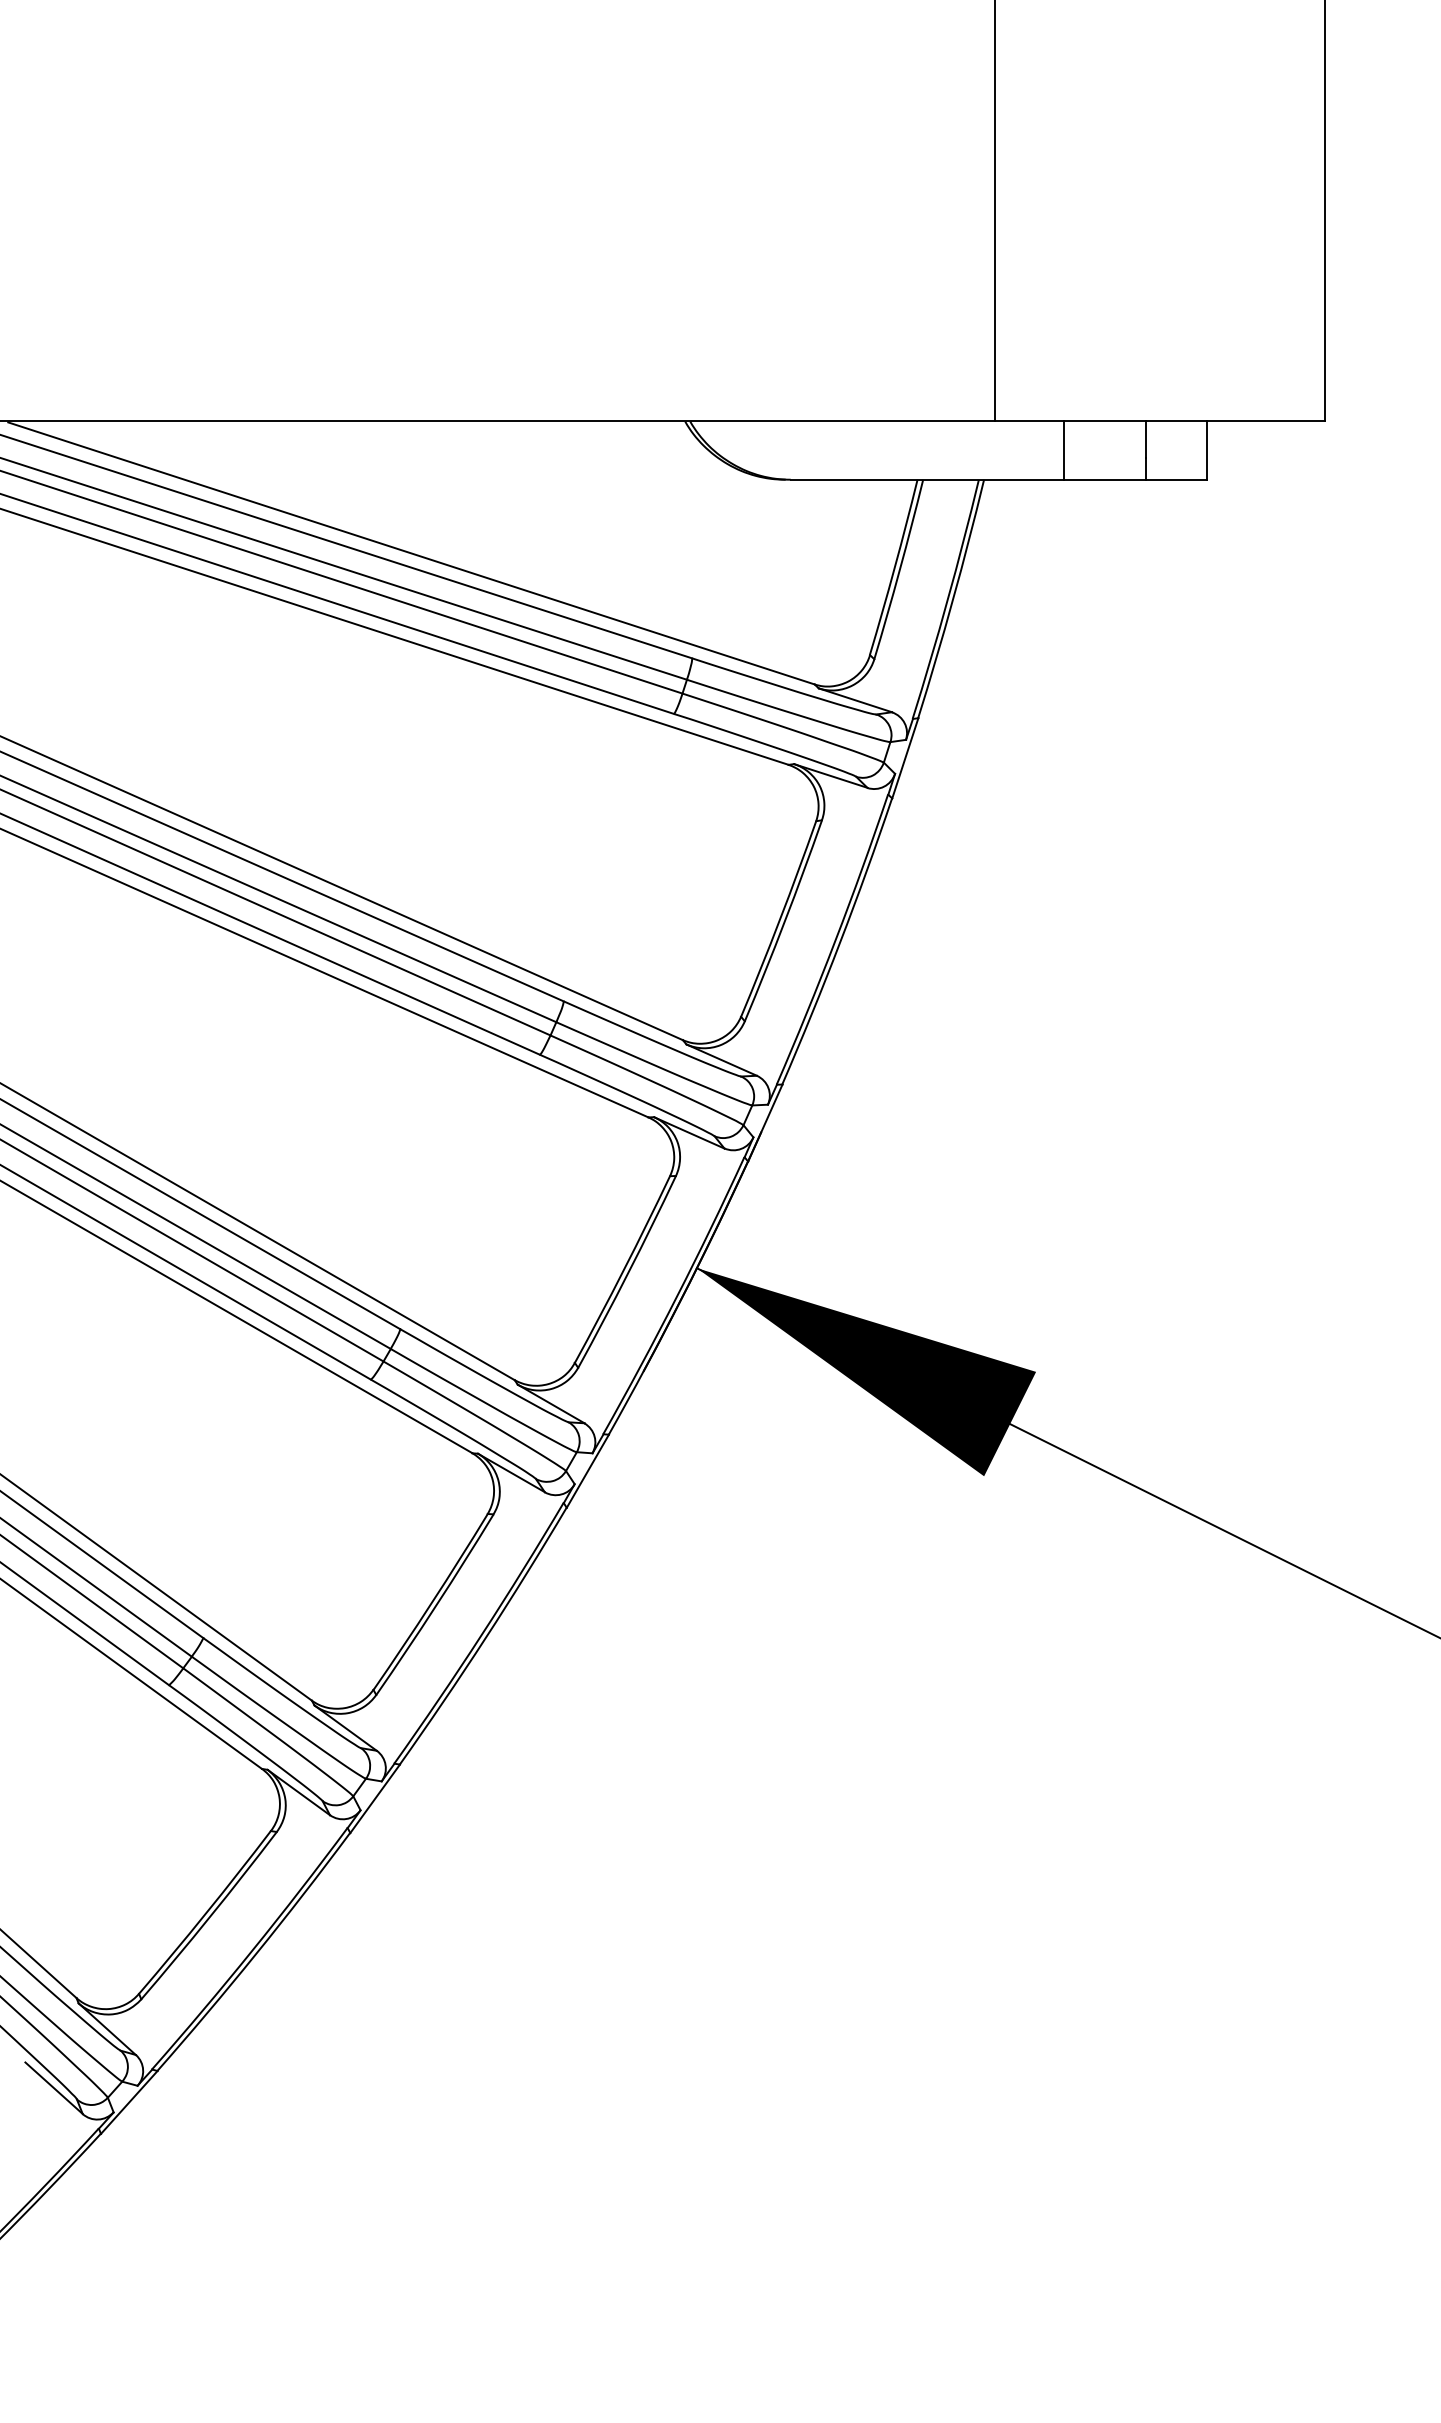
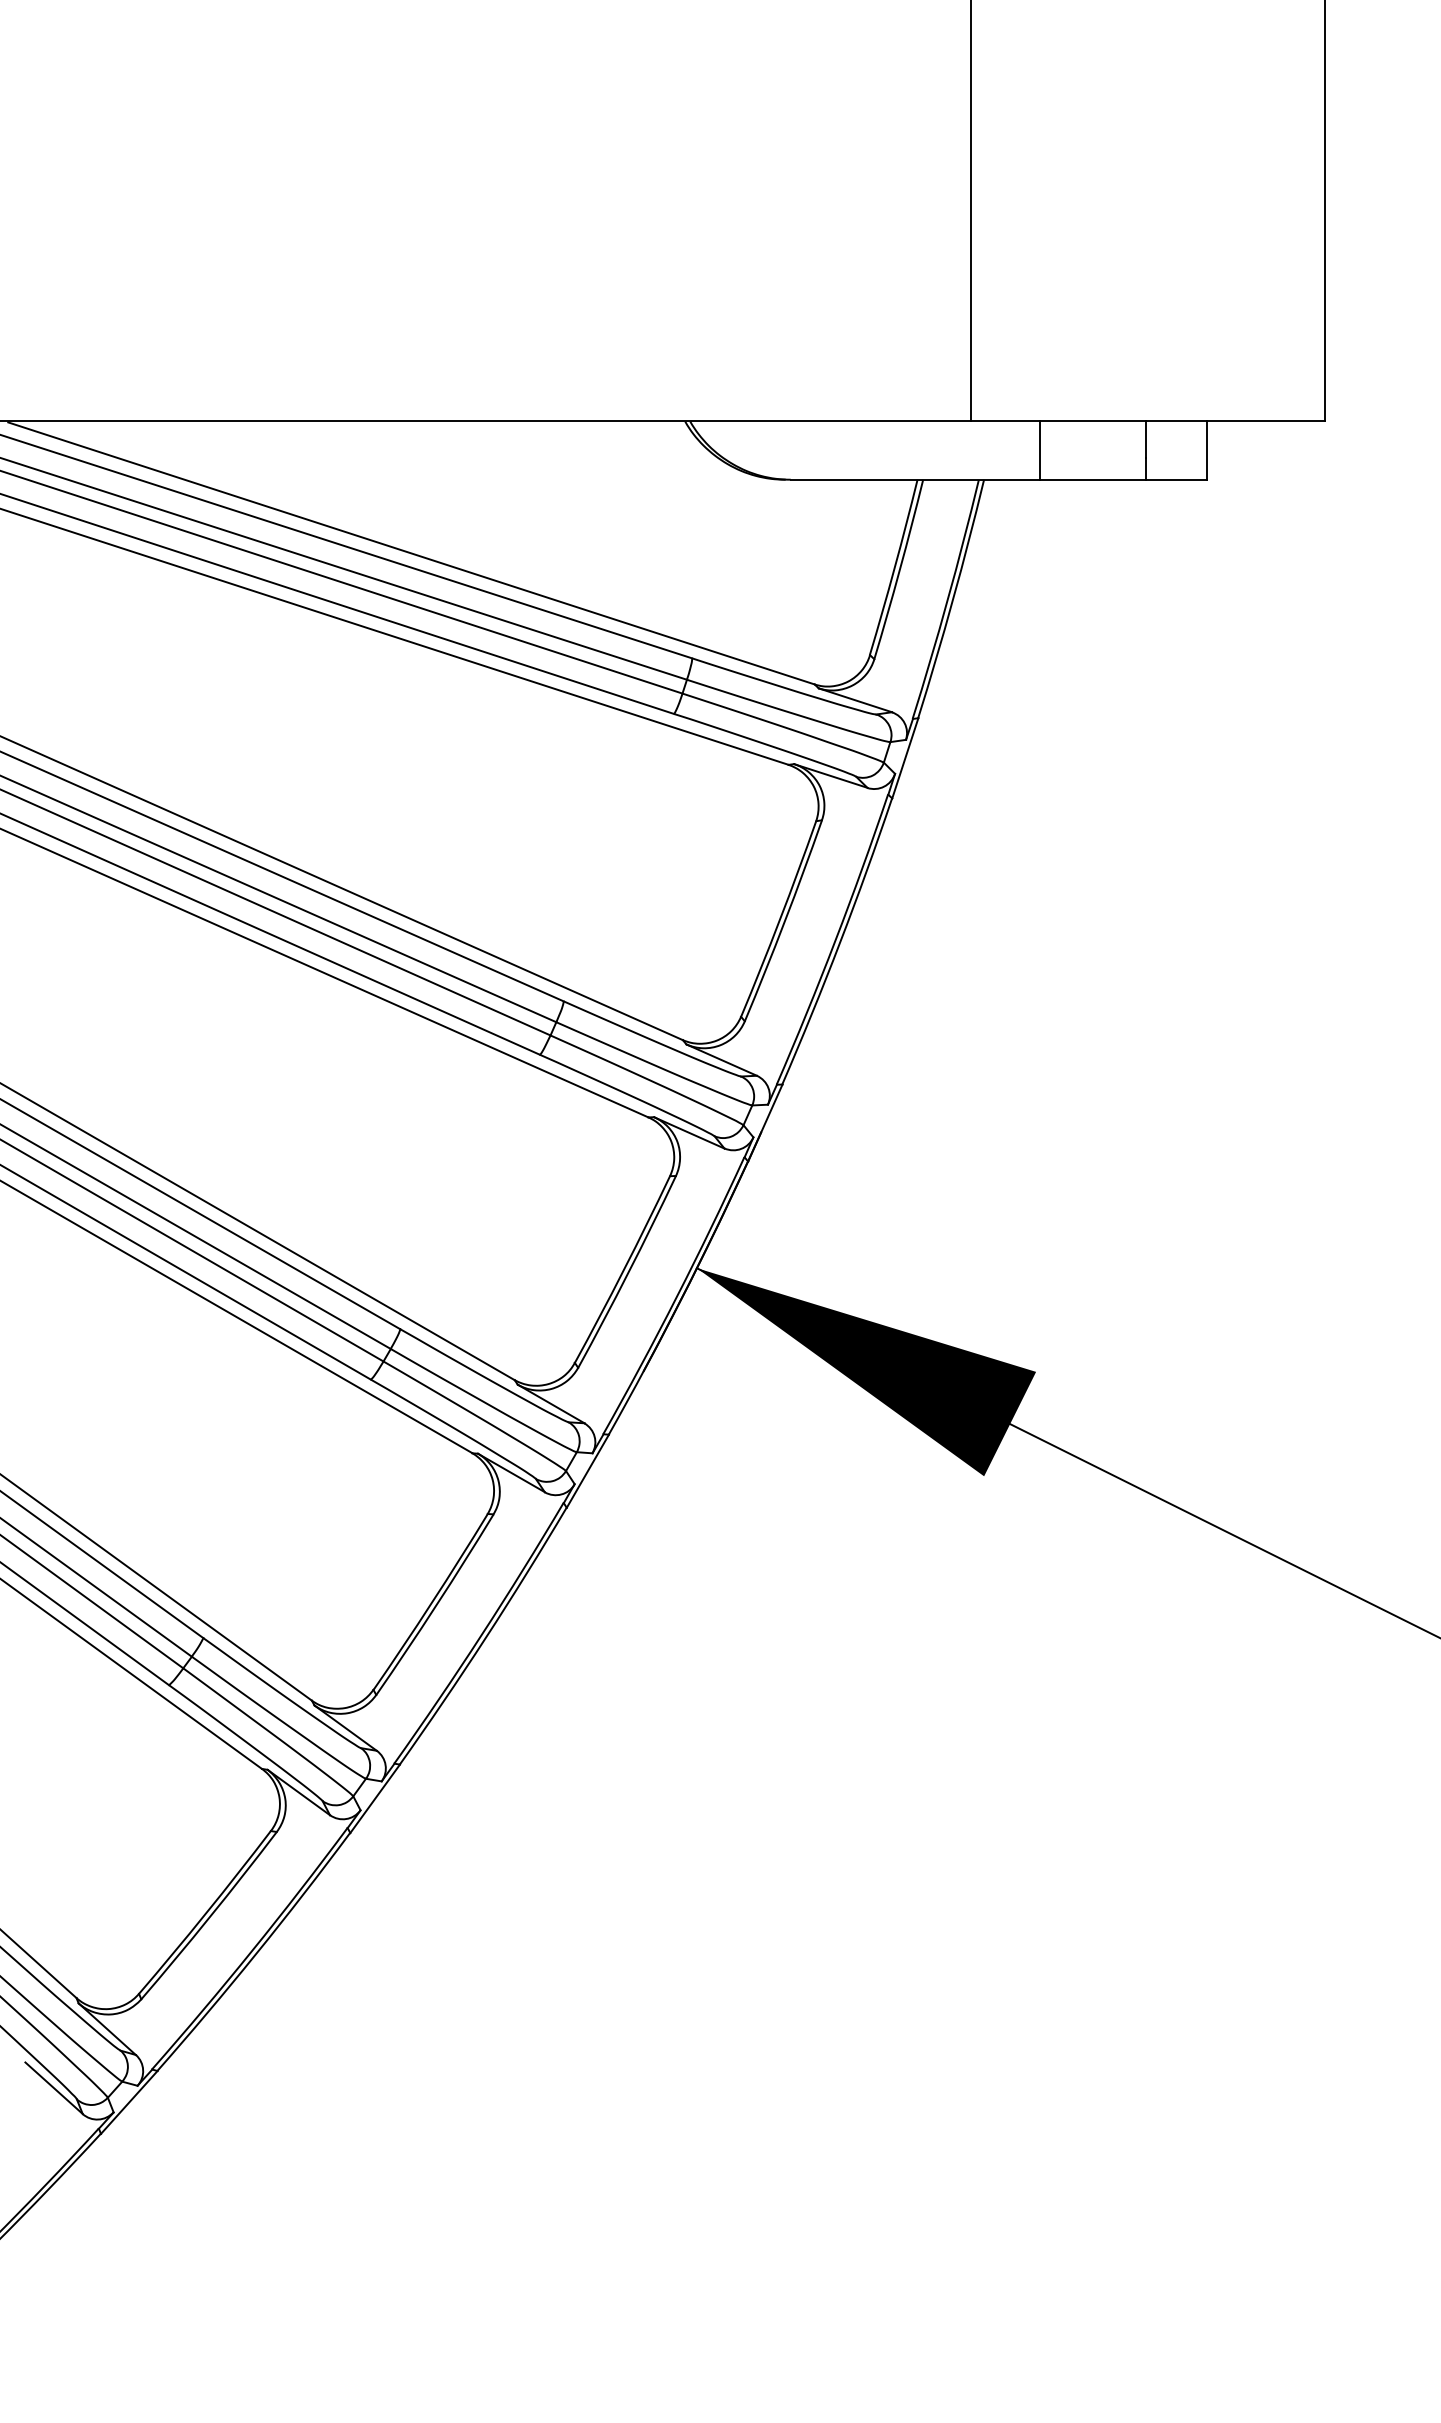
line position: (995, 211) -> (971, 211) (971, 211)
line position: (1063, 450) -> (1039, 450) (1039, 450)
